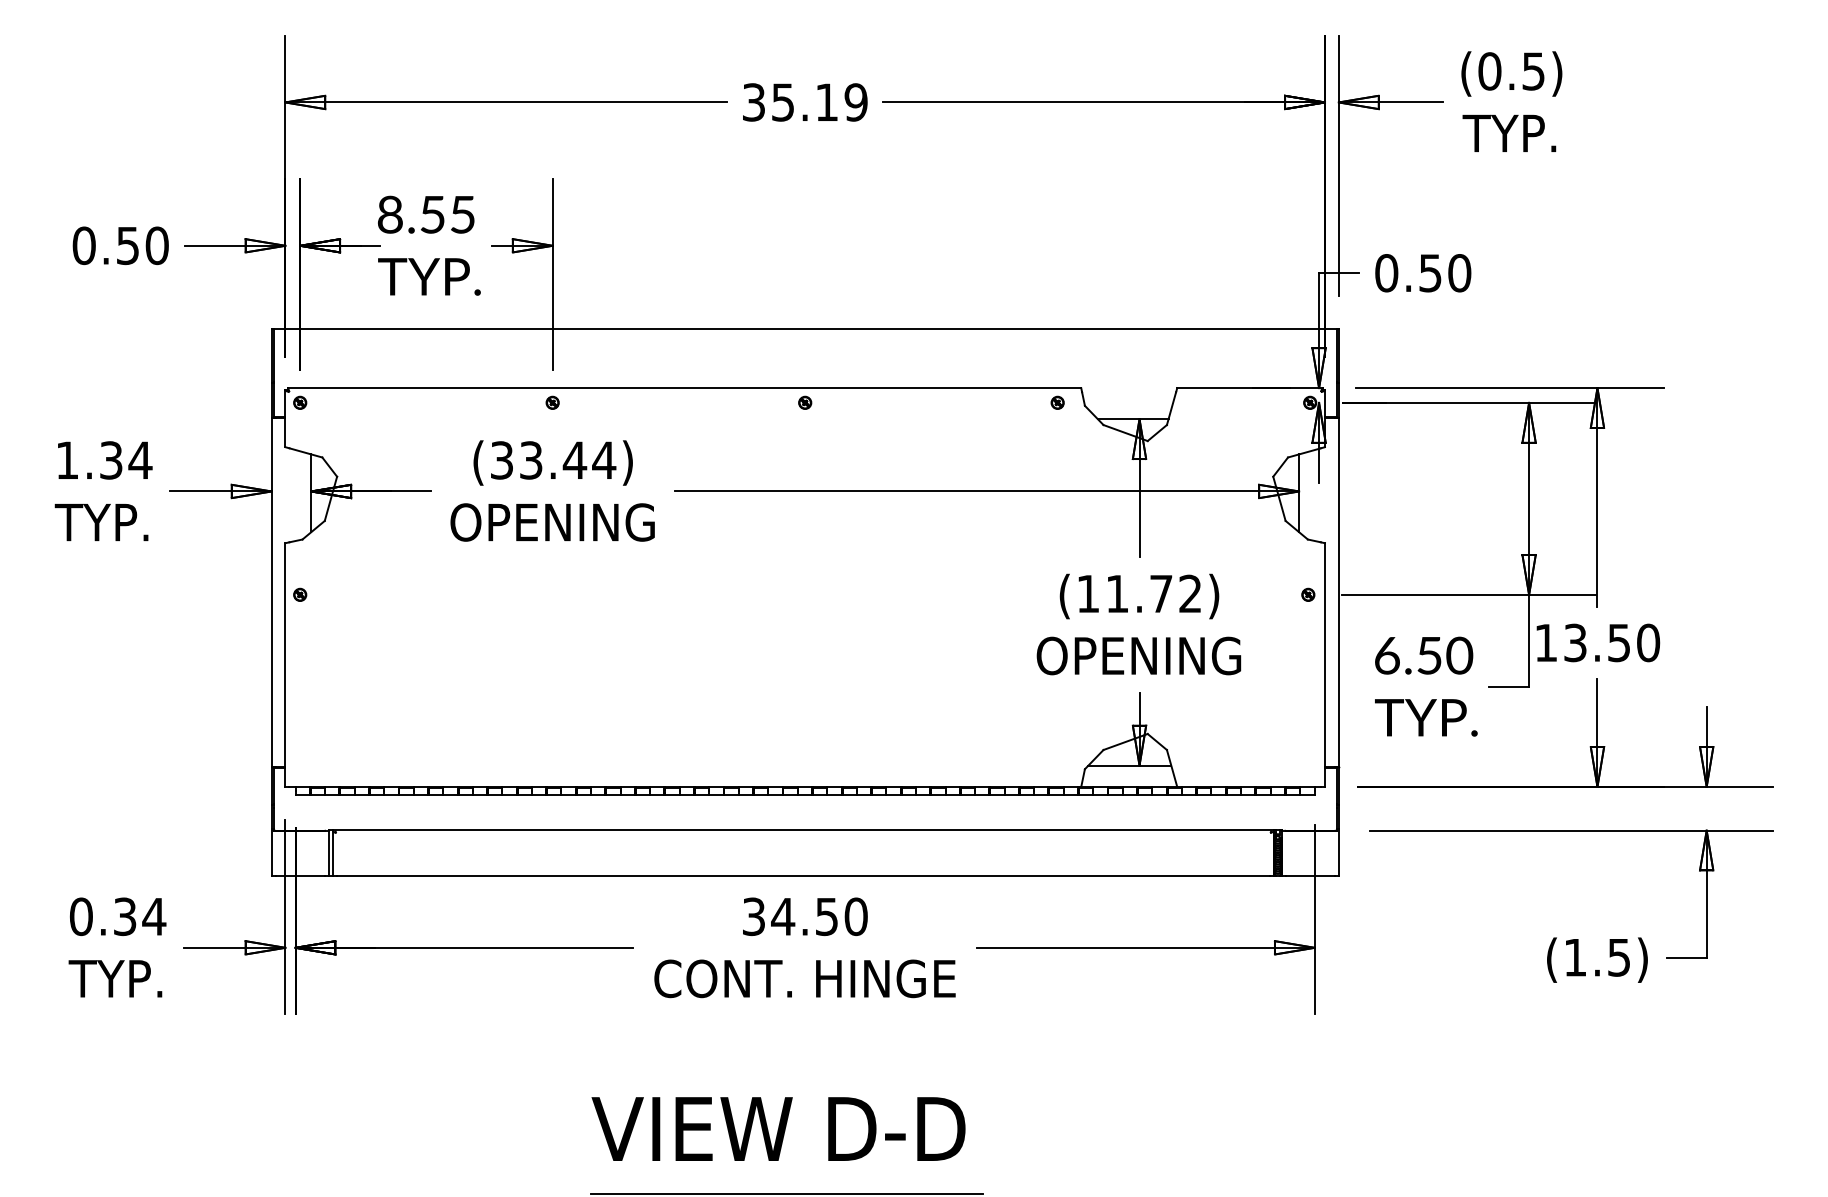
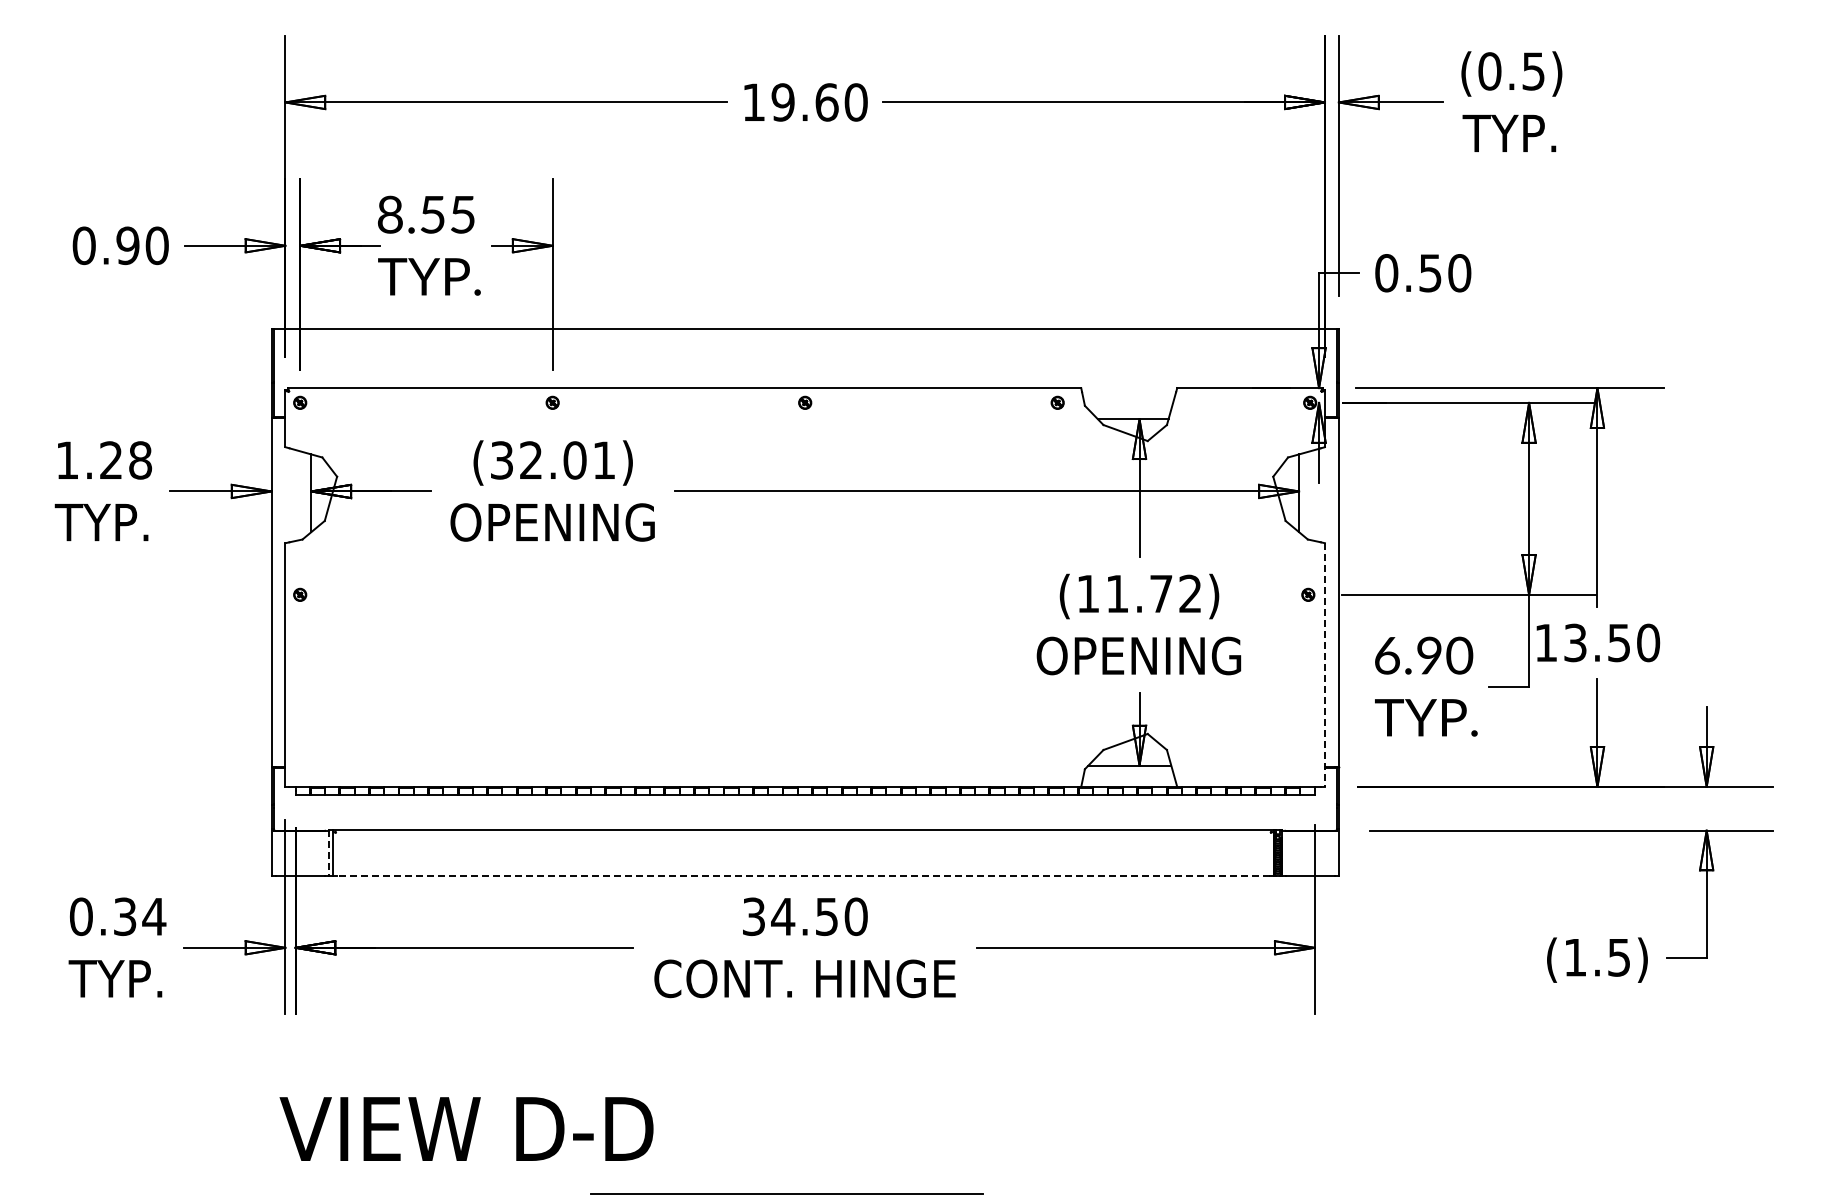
text: 35.19 -> 19.60 (805, 102)
text: 0.50 -> 0.90 (127, 245)
text: 1.34 -> 1.28 (126, 460)
text: (33.44) -> (32.01) (568, 460)
text: 6.50 -> 6.90 (1429, 655)
line: solid -> dashed (1324, 665)
line: solid -> dashed (328, 852)
line: solid -> dashed (803, 875)
text position: (778, 1128) -> (466, 1128) (466, 1128)
